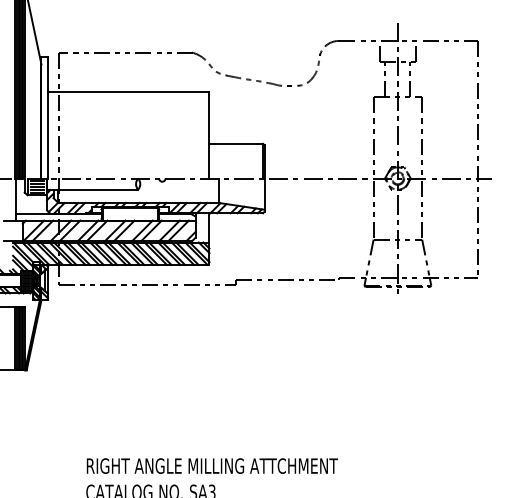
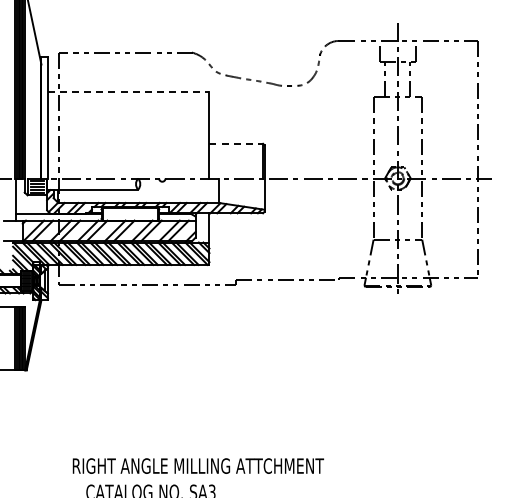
line: solid -> dashed (128, 92)
line: solid -> dashed (236, 143)
text position: (211, 465) -> (197, 465) (197, 465)
